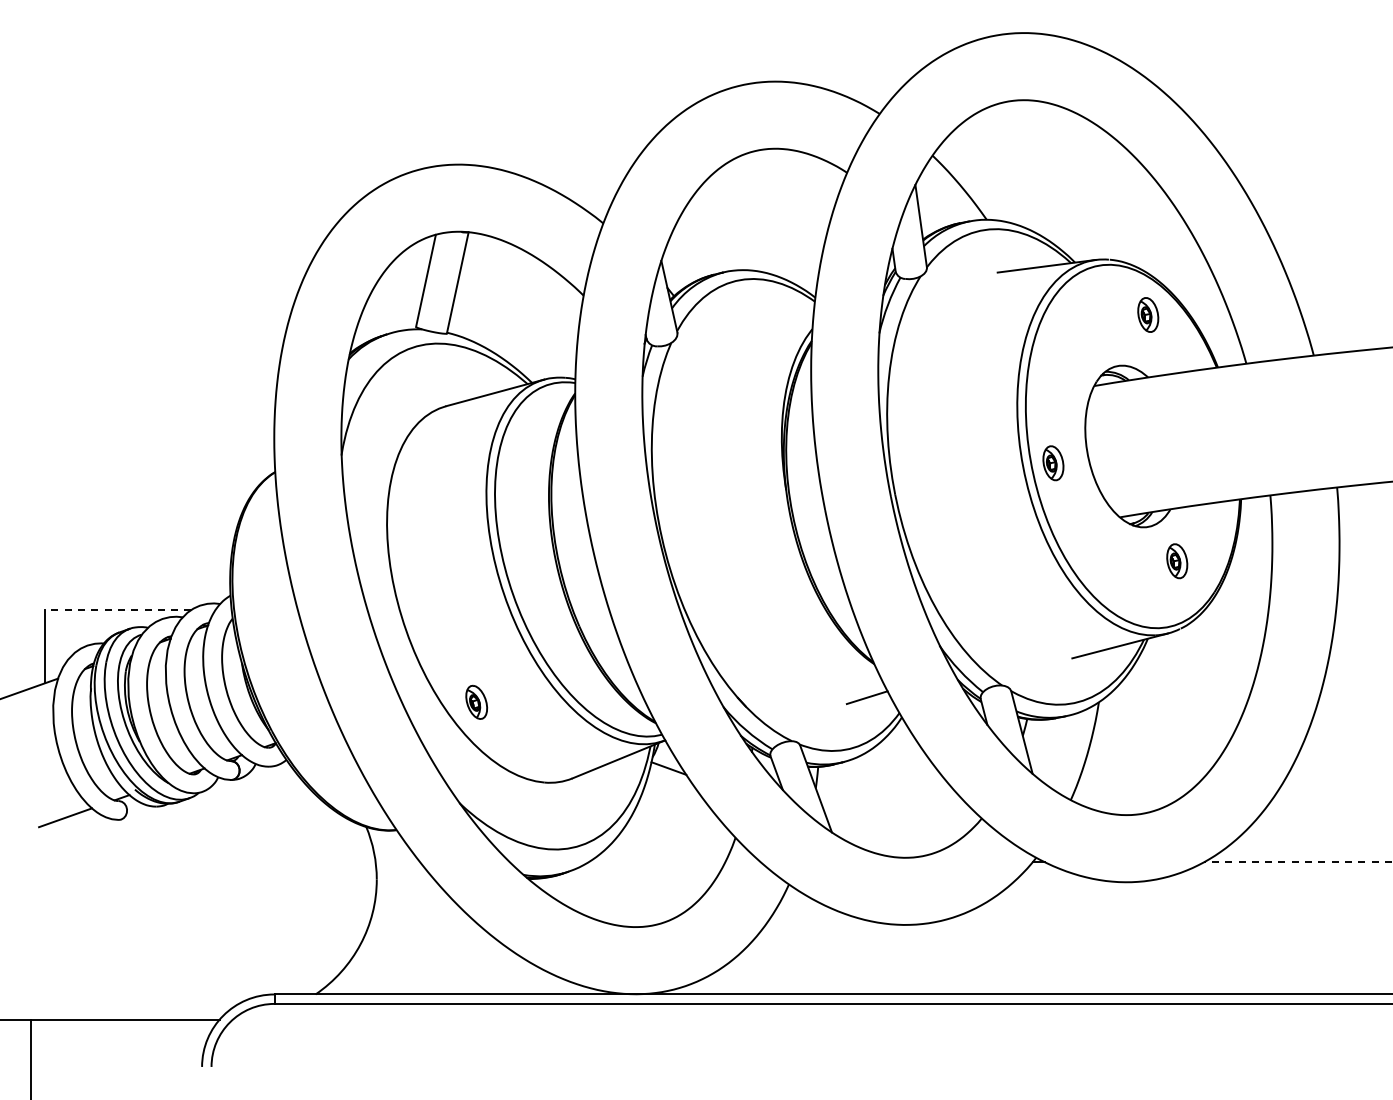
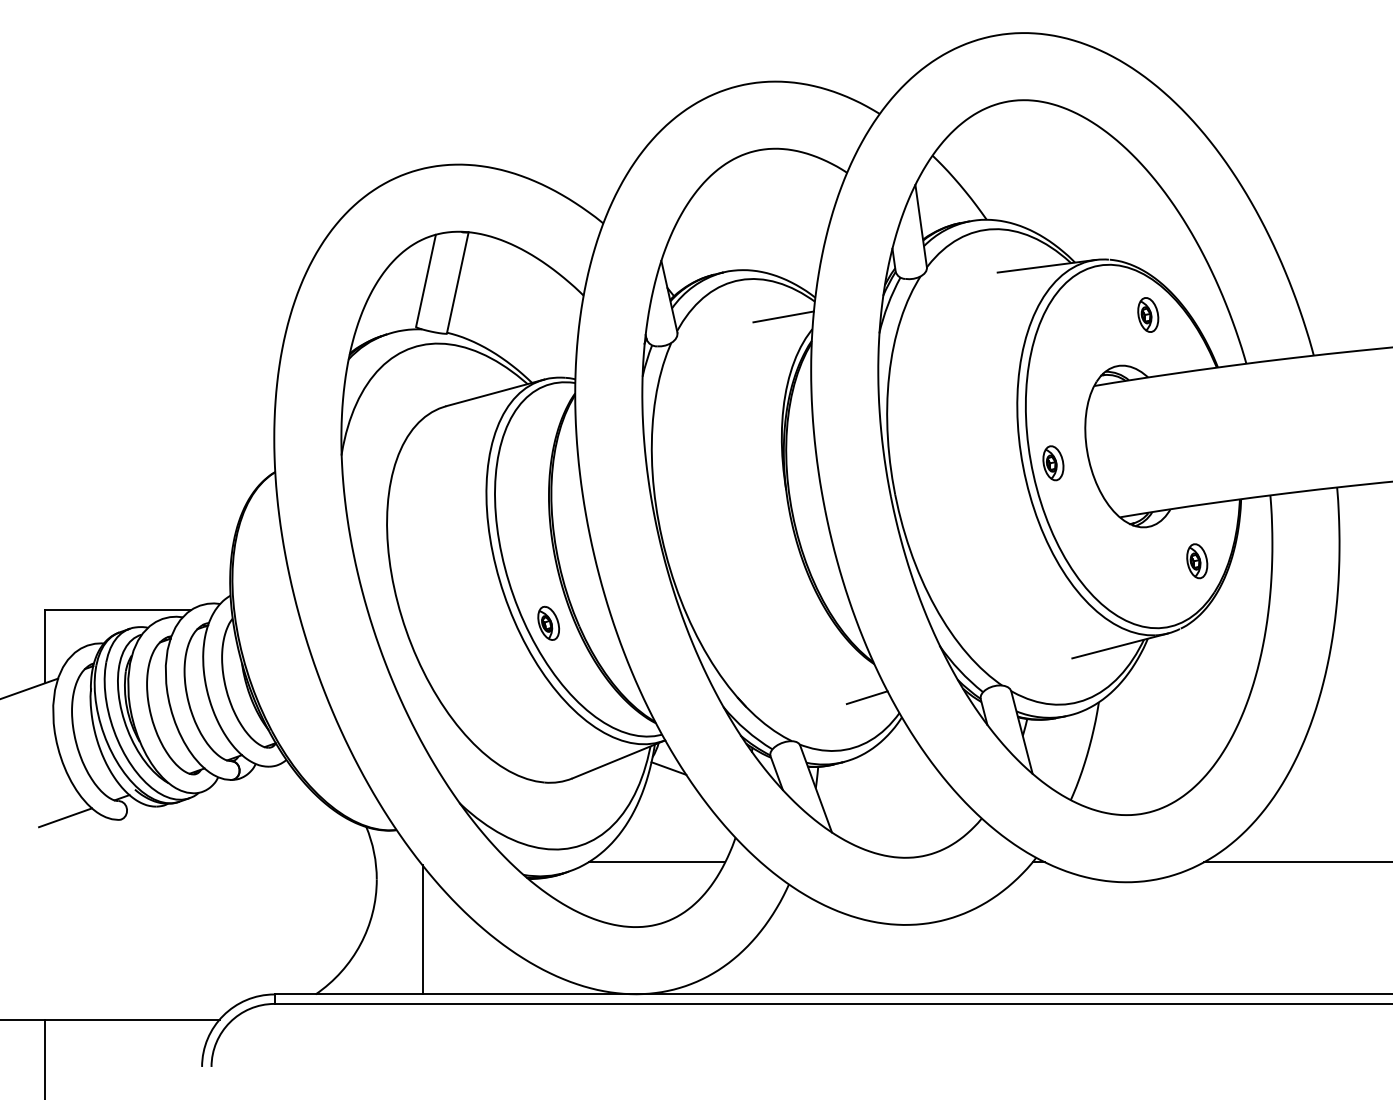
line: none -> present (783, 316)
part position: (1177, 561) -> (1197, 561) (1197, 561)
line: dashed -> solid (117, 610)
part position: (476, 701) -> (548, 622) (548, 622)
line: none -> present (656, 862)
line: dashed -> solid (1298, 862)
line: none -> present (422, 929)
line position: (30, 1057) -> (44, 1057) (44, 1057)
